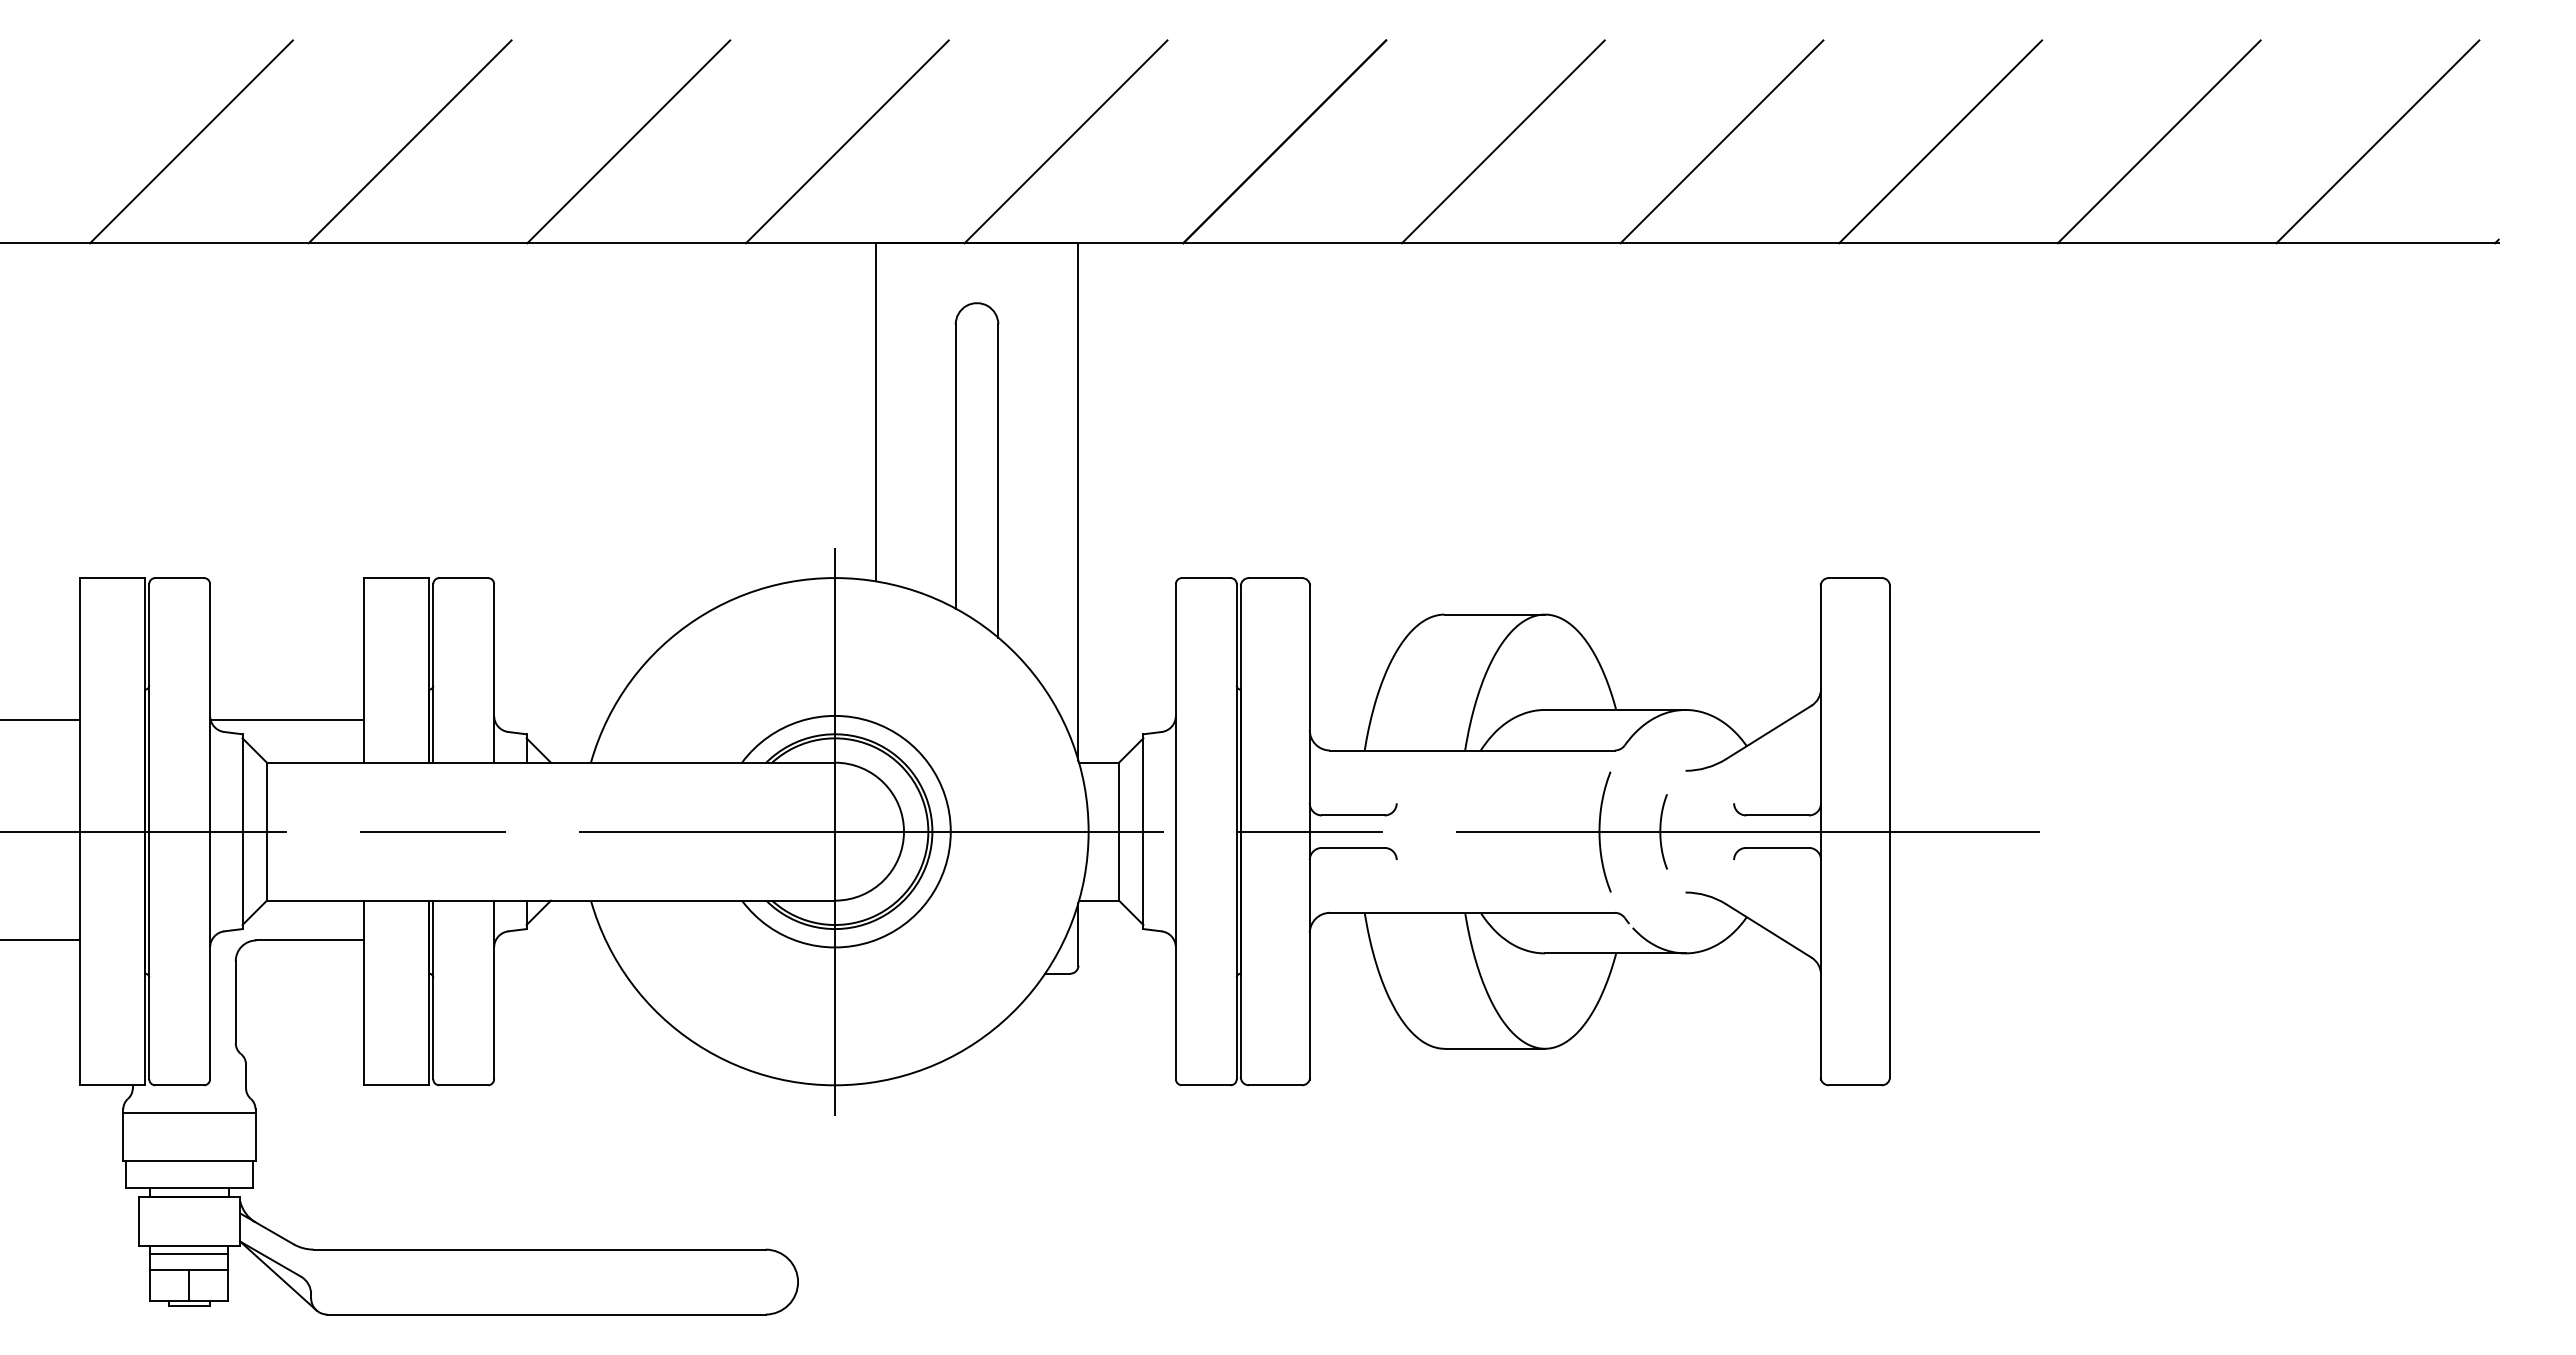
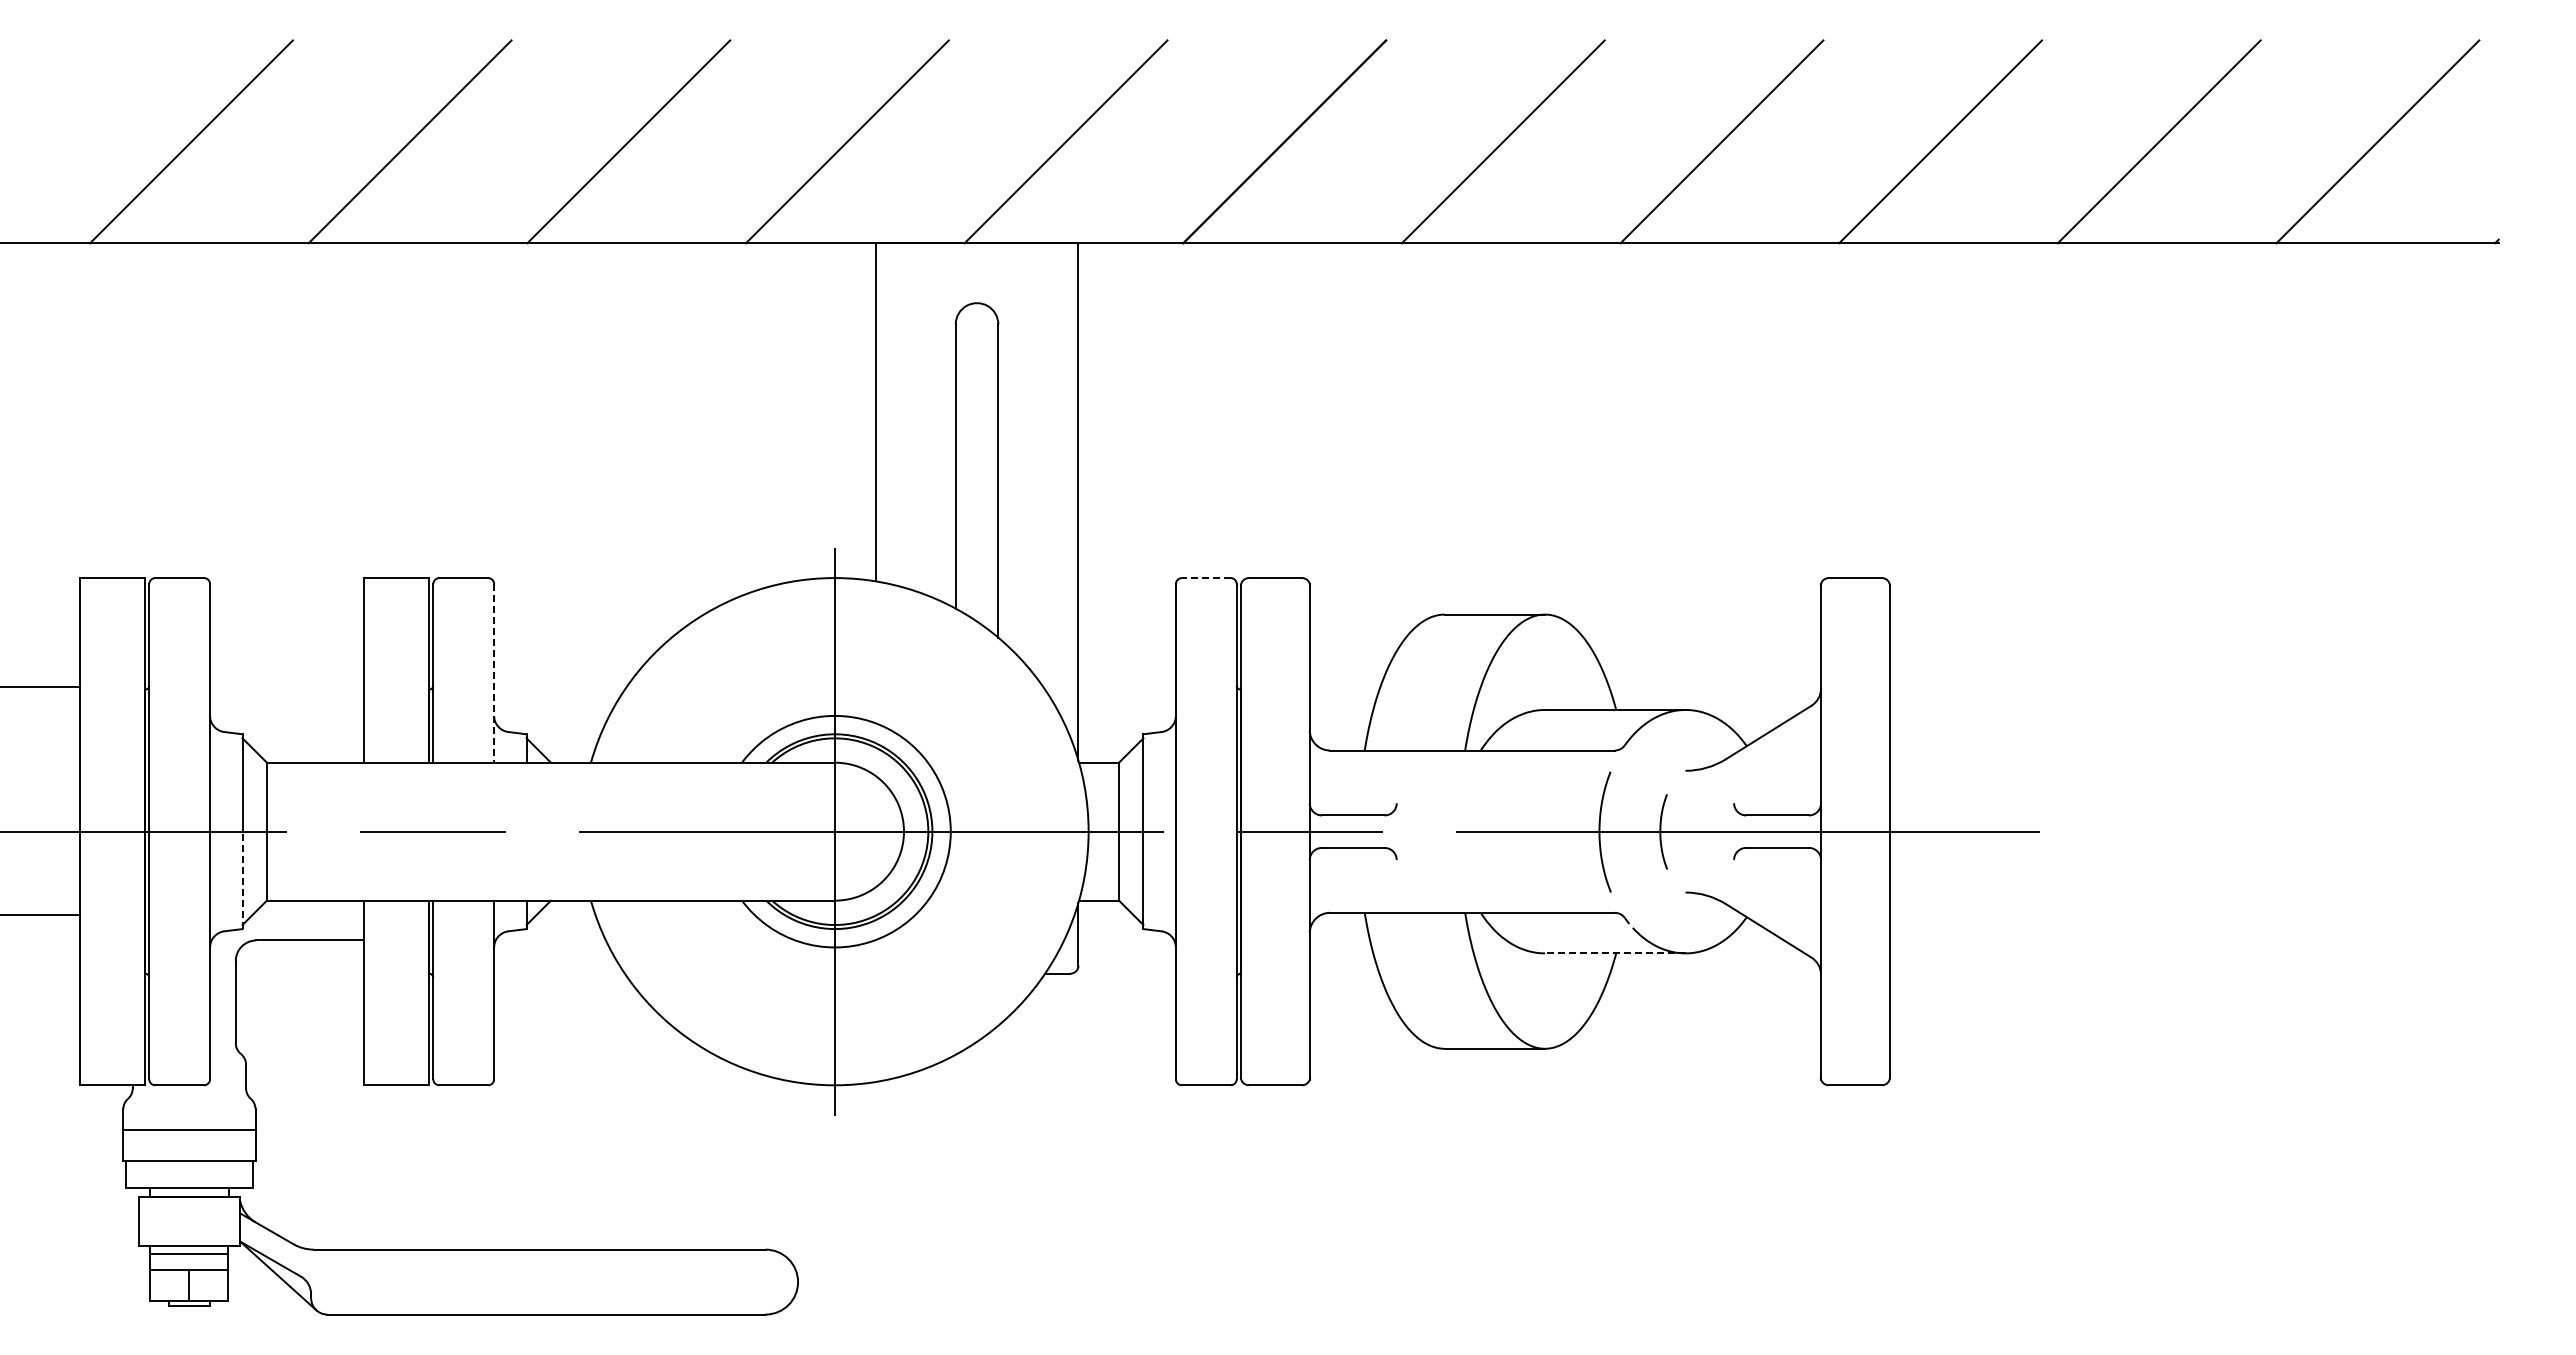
line: solid -> dashed (1205, 578)
line: solid -> dashed (494, 673)
line position: (41, 720) -> (41, 687) (41, 687)
line: present -> none (287, 720)
line: solid -> dashed (242, 880)
line position: (41, 940) -> (41, 915) (41, 915)
line: solid -> dashed (1614, 953)
line position: (189, 1112) -> (189, 1129) (189, 1129)
